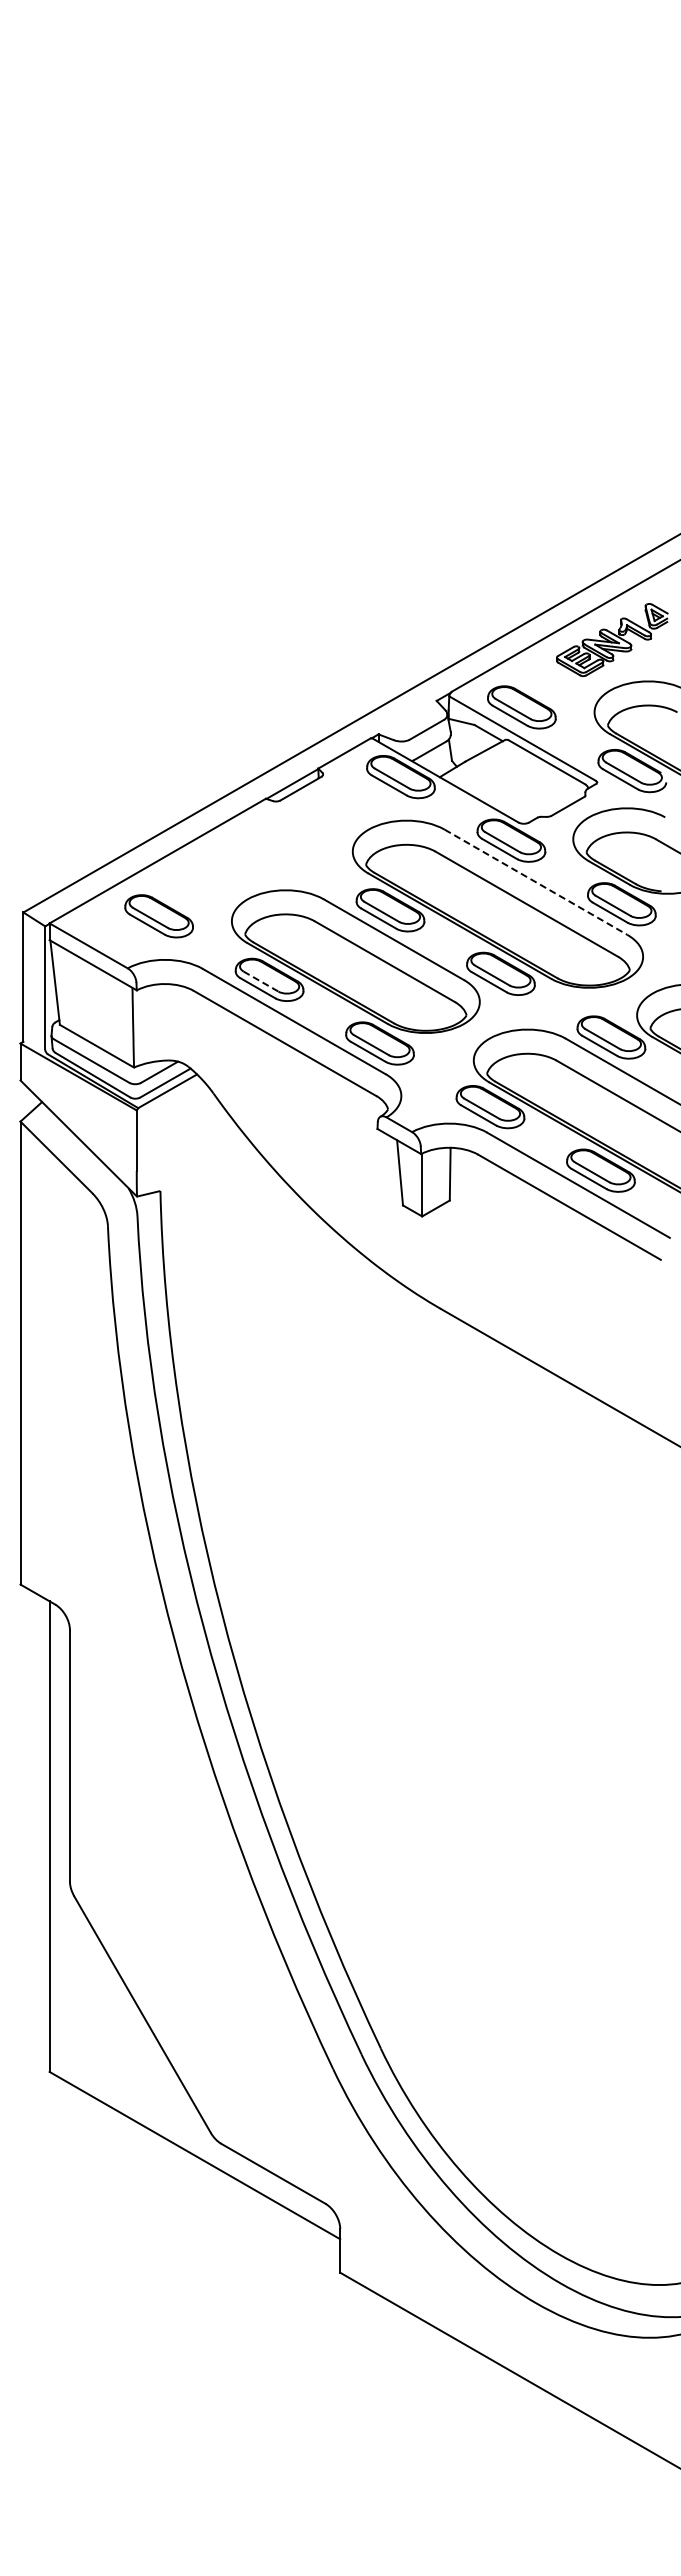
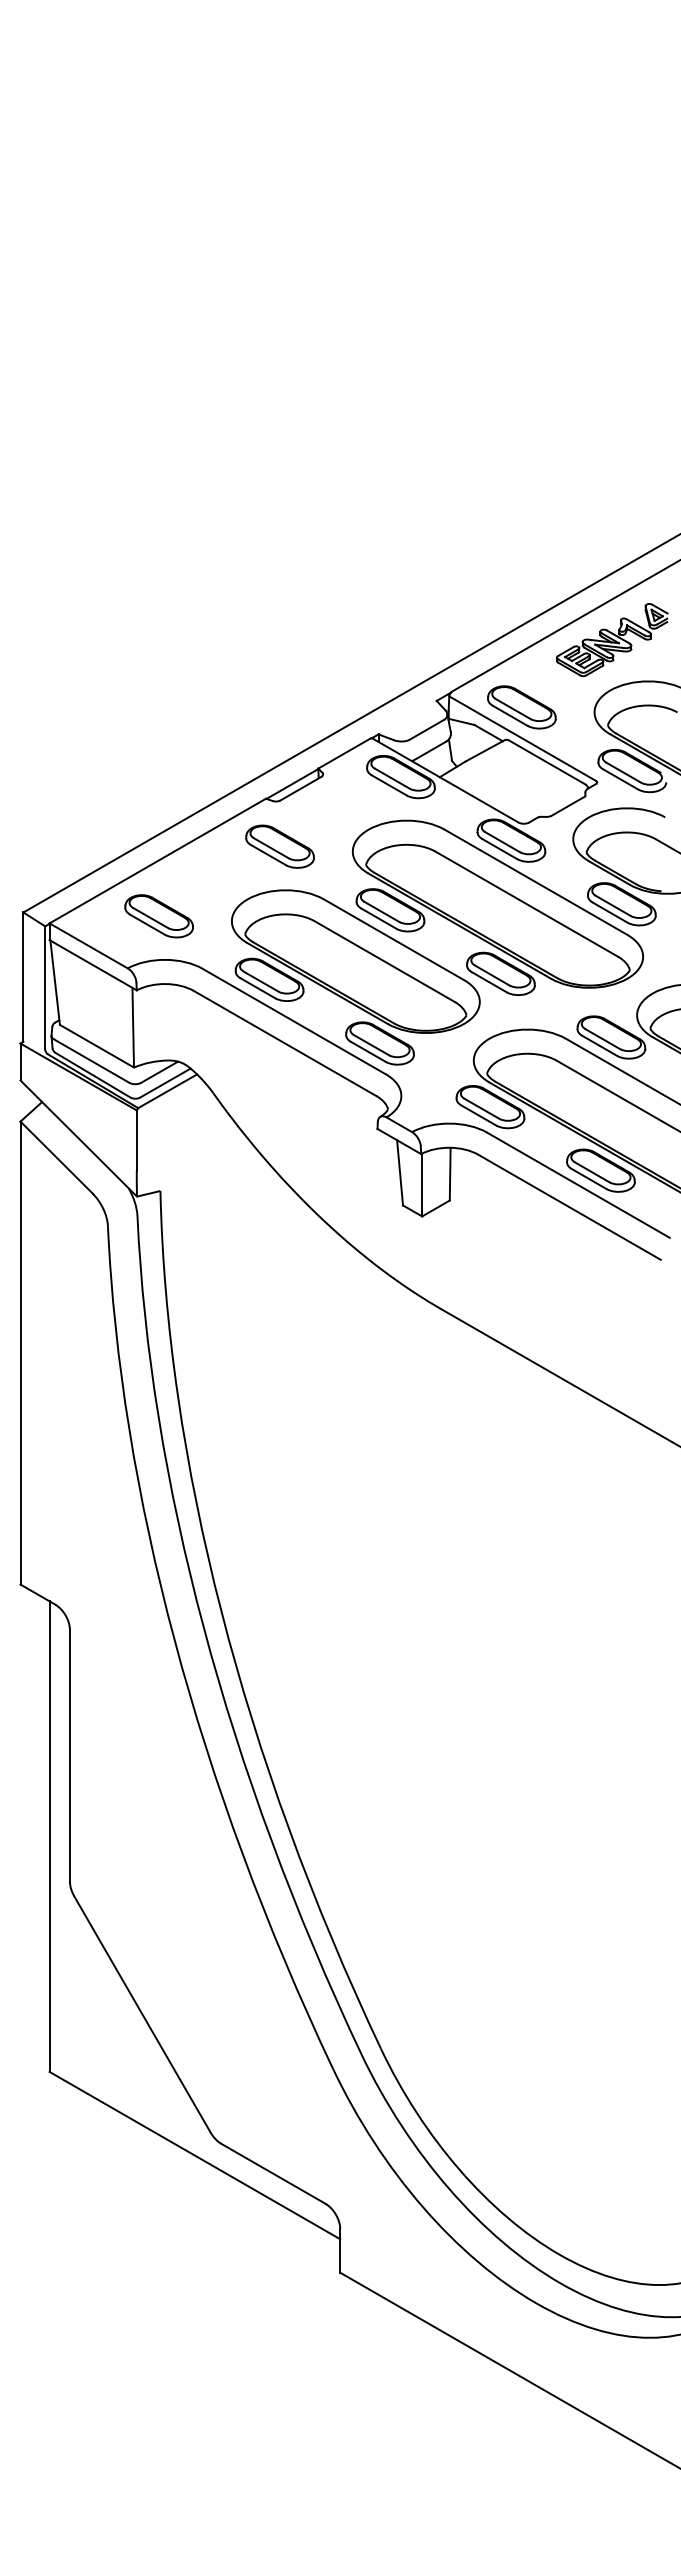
part: none -> present (279, 846)
line: dashed -> solid (536, 882)
line: dashed -> solid (261, 981)
